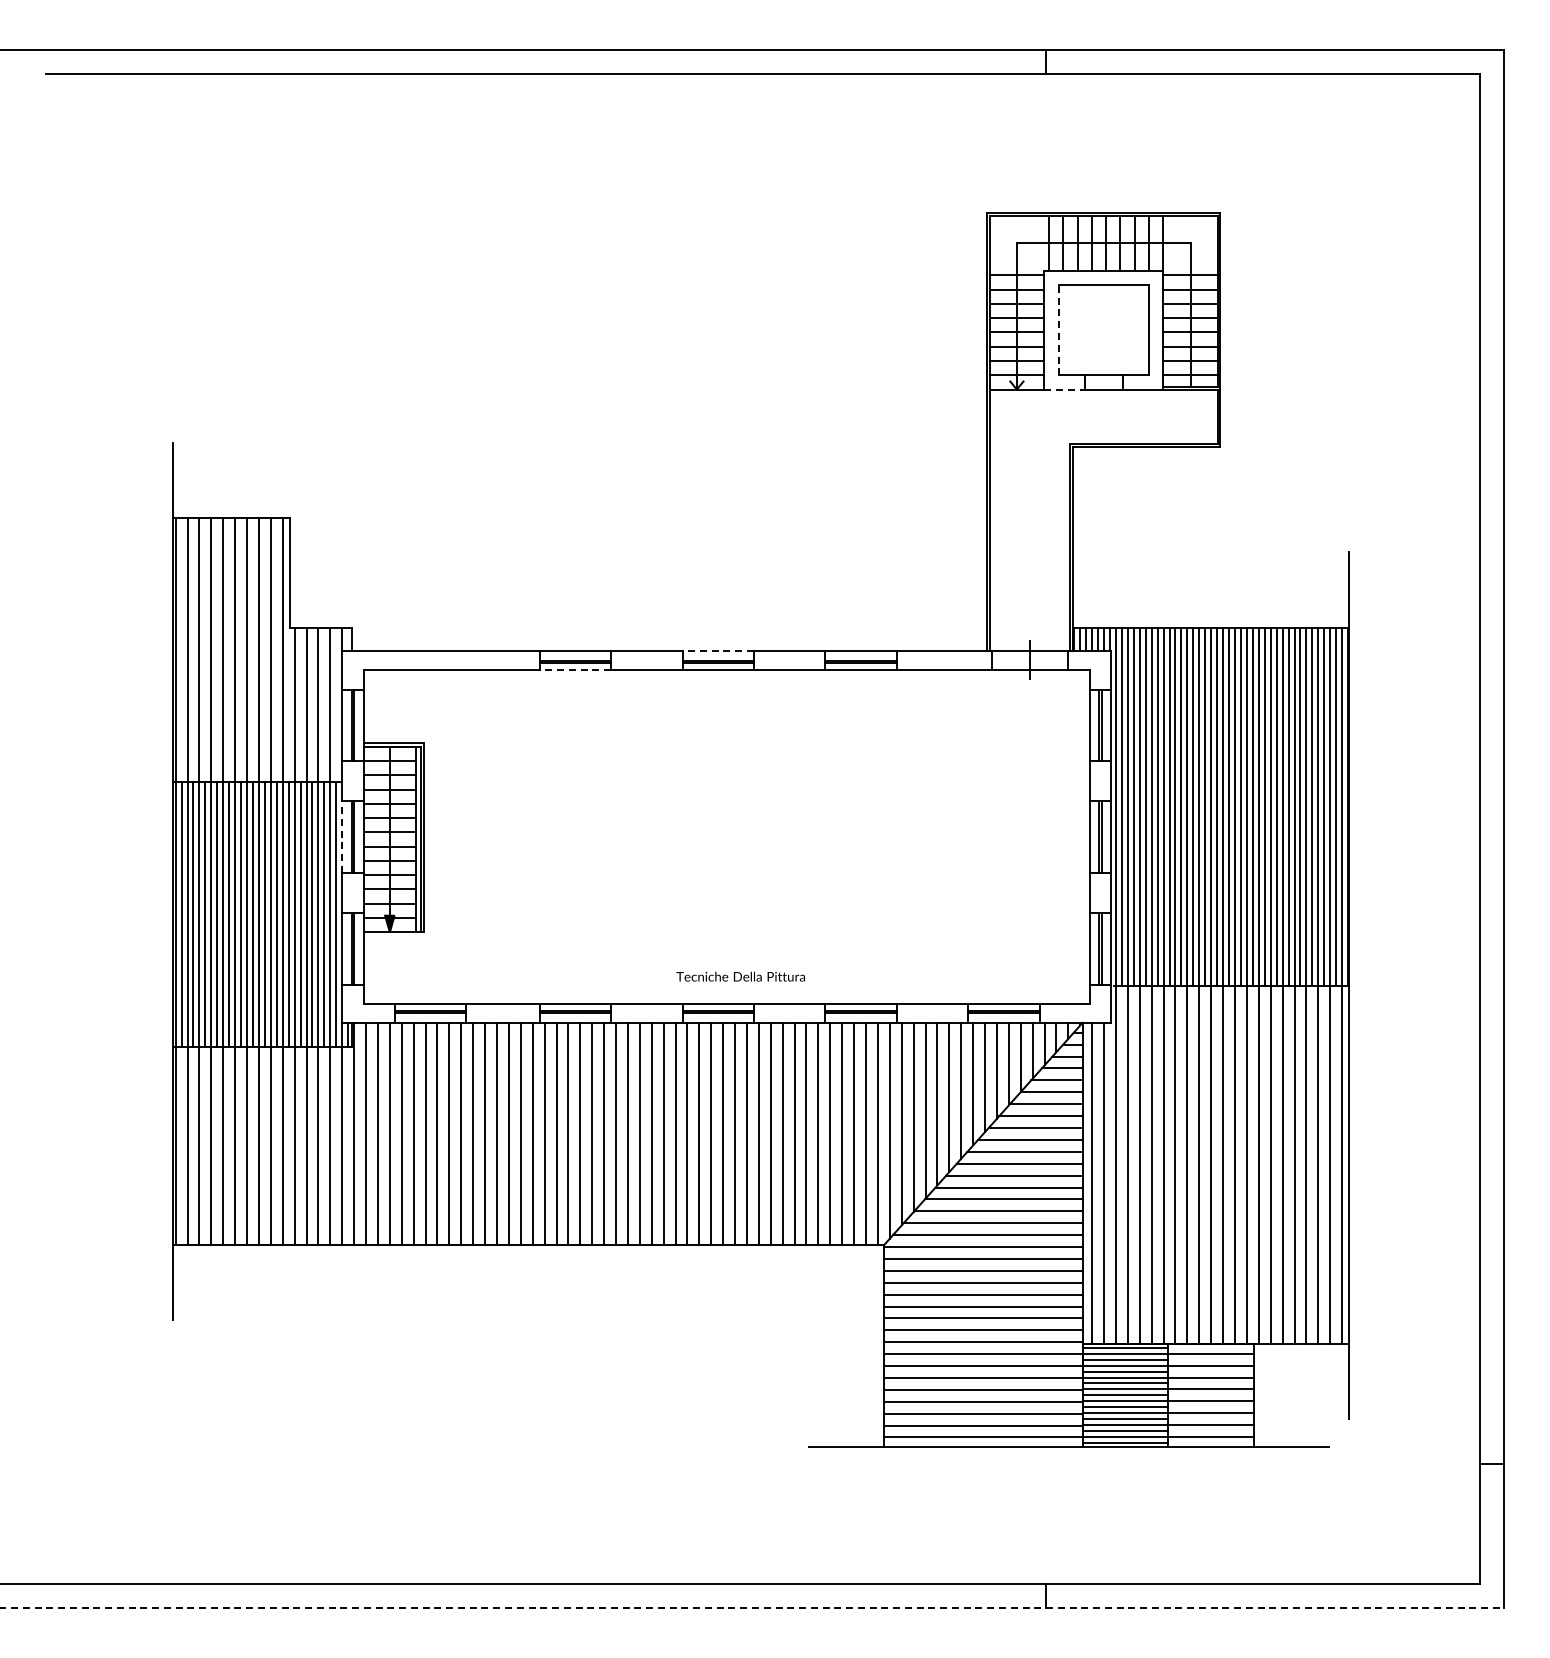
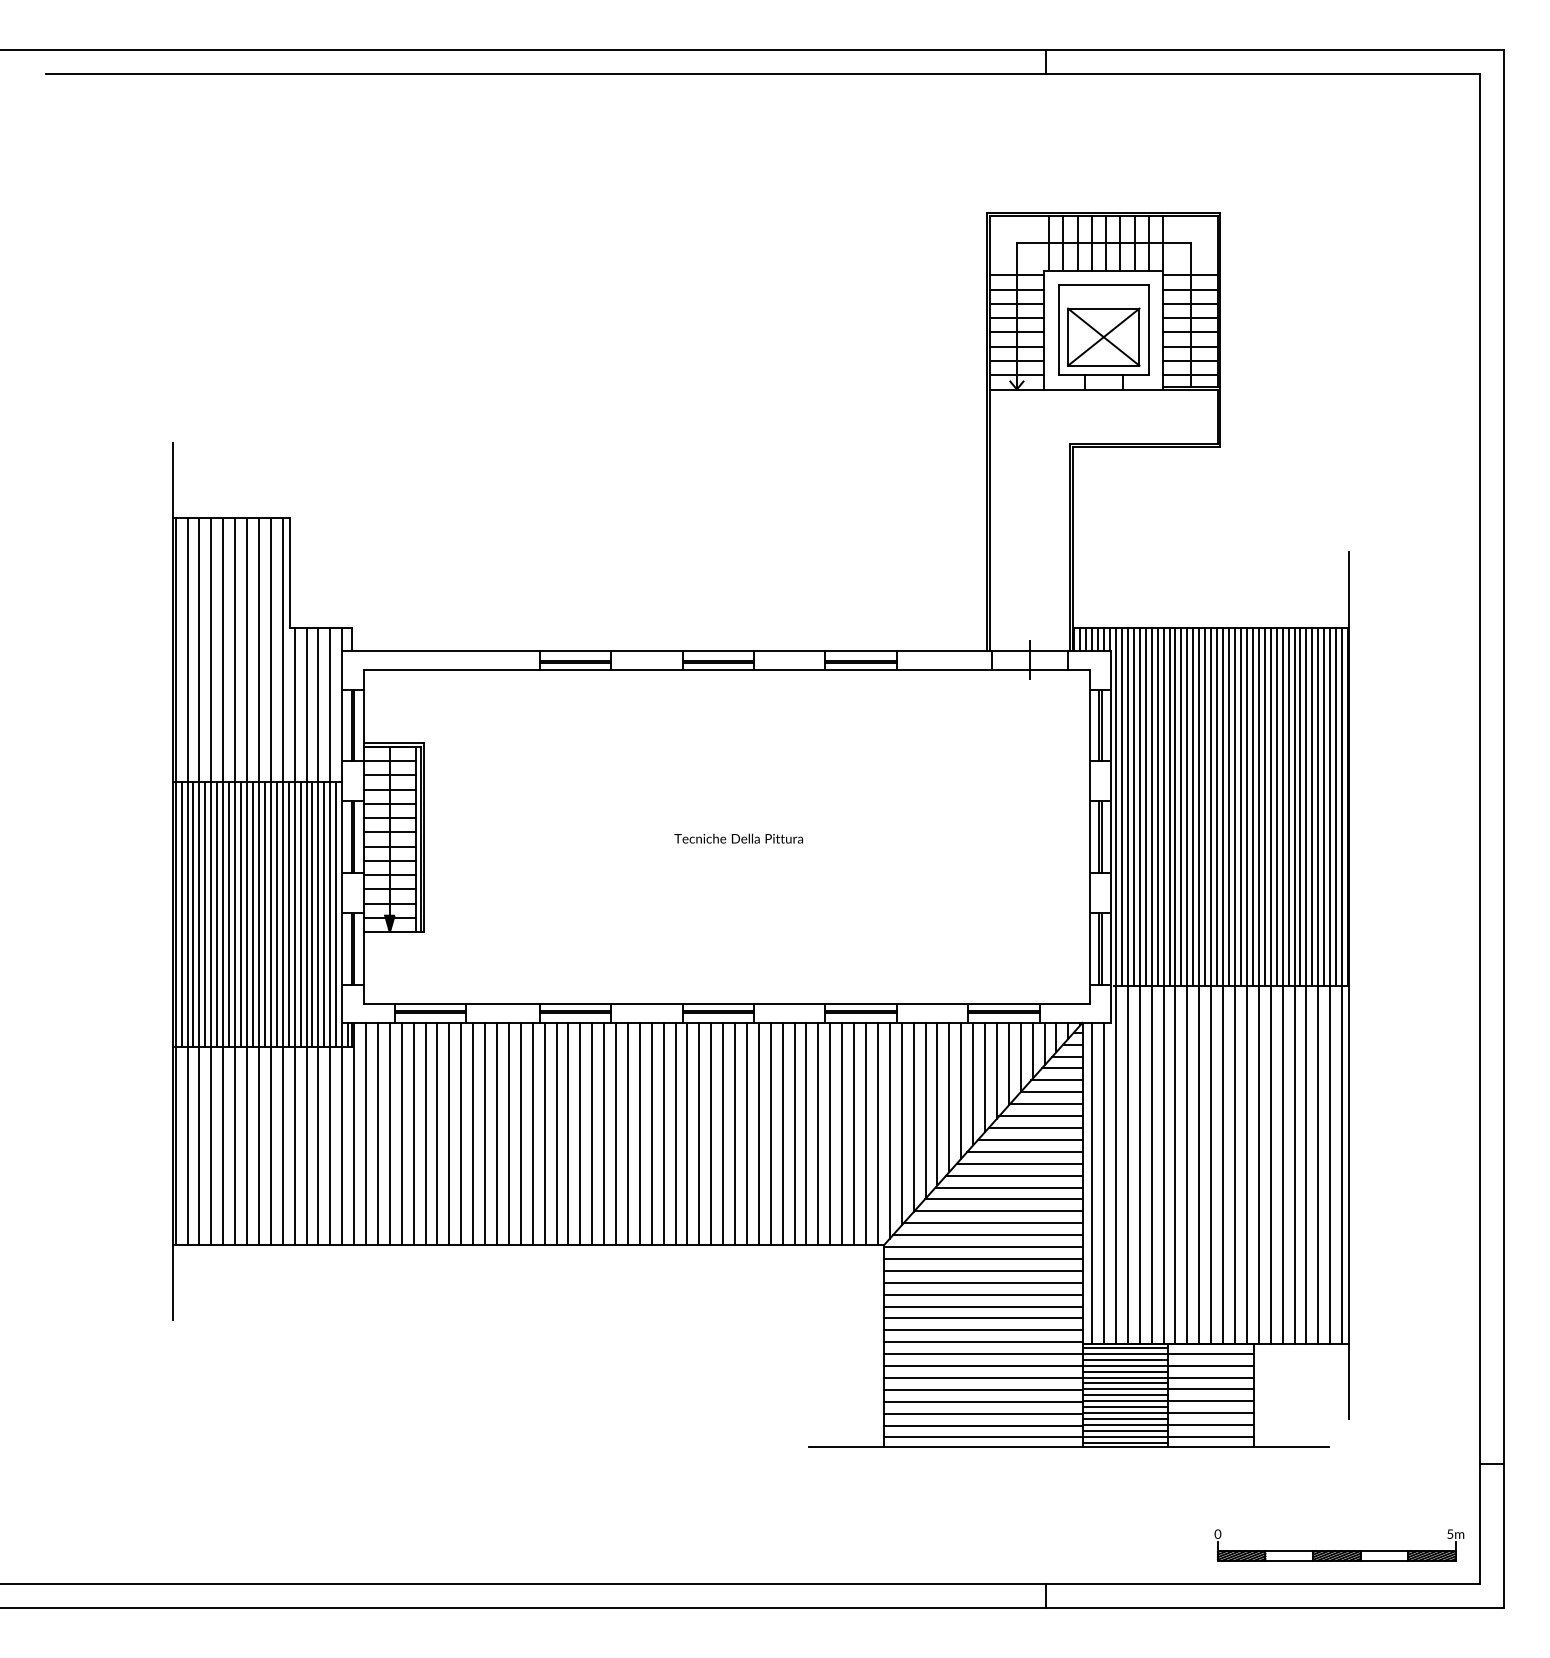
line: dashed -> solid (1058, 329)
part: none -> present (1103, 336)
line: dashed -> solid (1064, 389)
line: dashed -> solid (718, 651)
line: dashed -> solid (575, 670)
line: dashed -> solid (342, 837)
text position: (740, 976) -> (738, 838) (738, 838)
part: none -> present (1339, 1545)
line: dashed -> solid (752, 1608)
